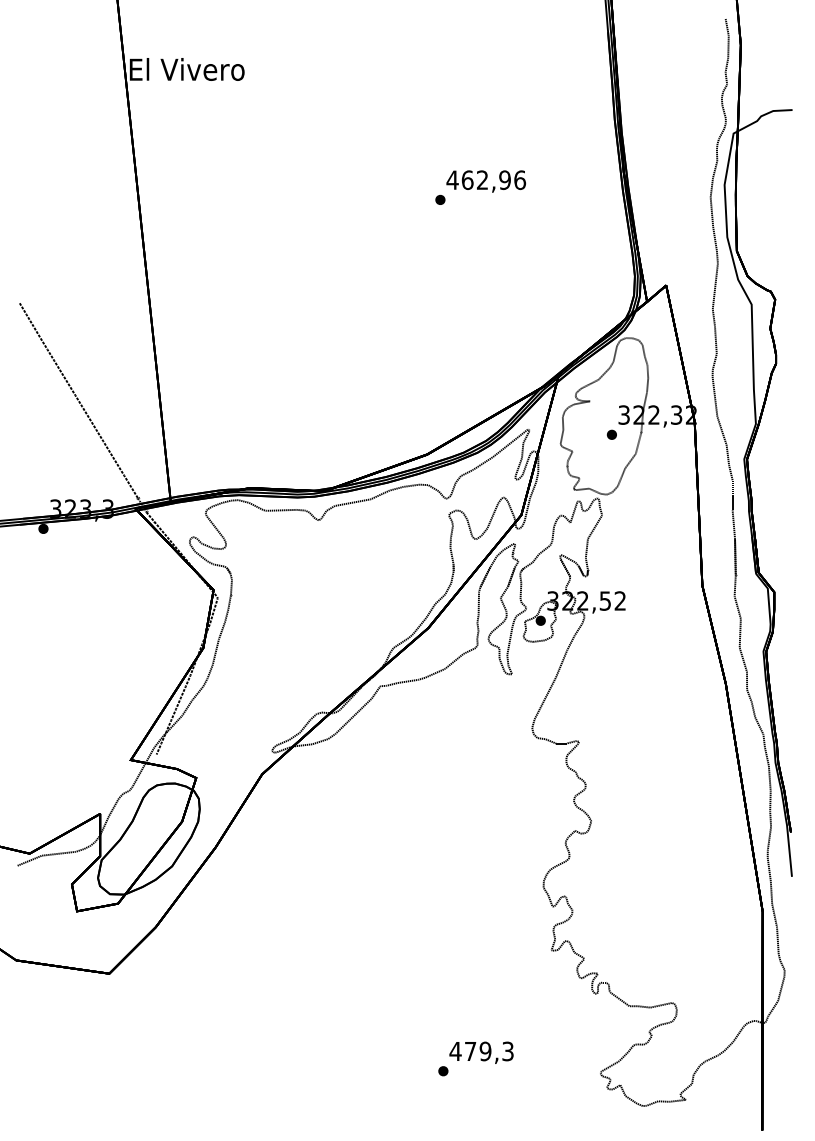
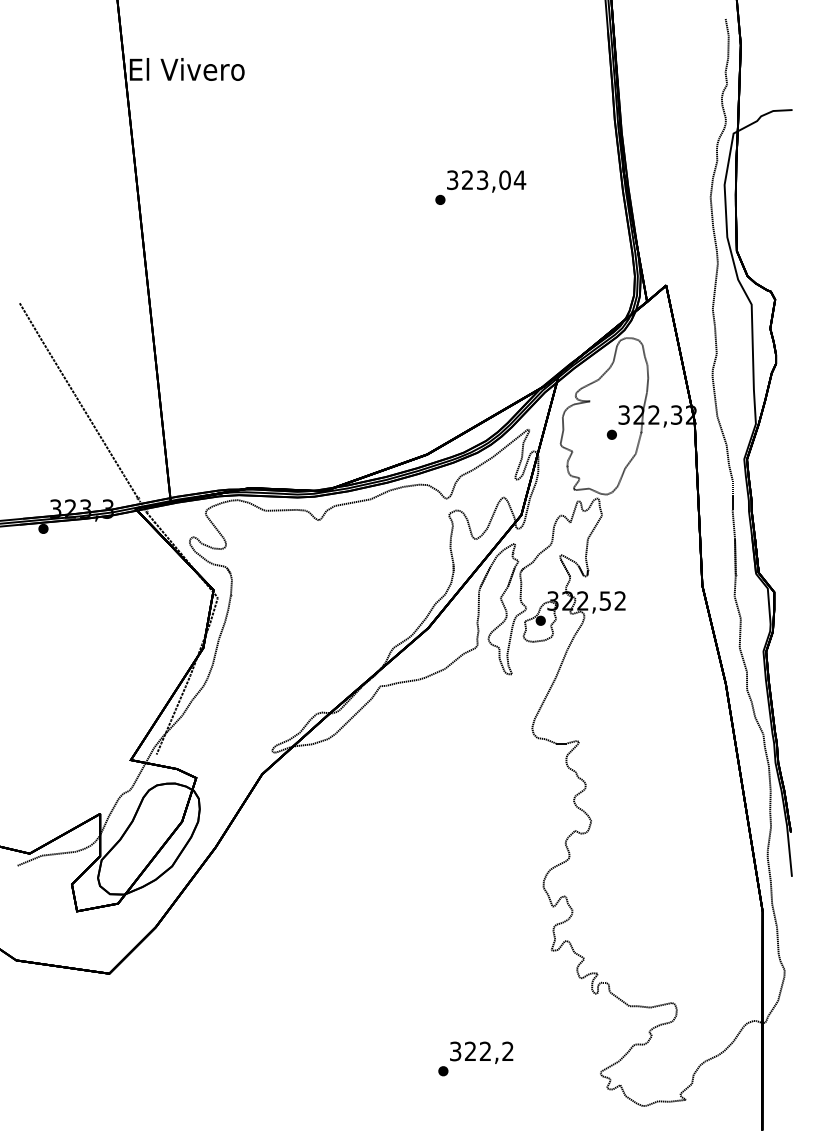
text: 462,96 -> 323,04 (486, 180)
text: 479,3 -> 322,2 (481, 1051)
